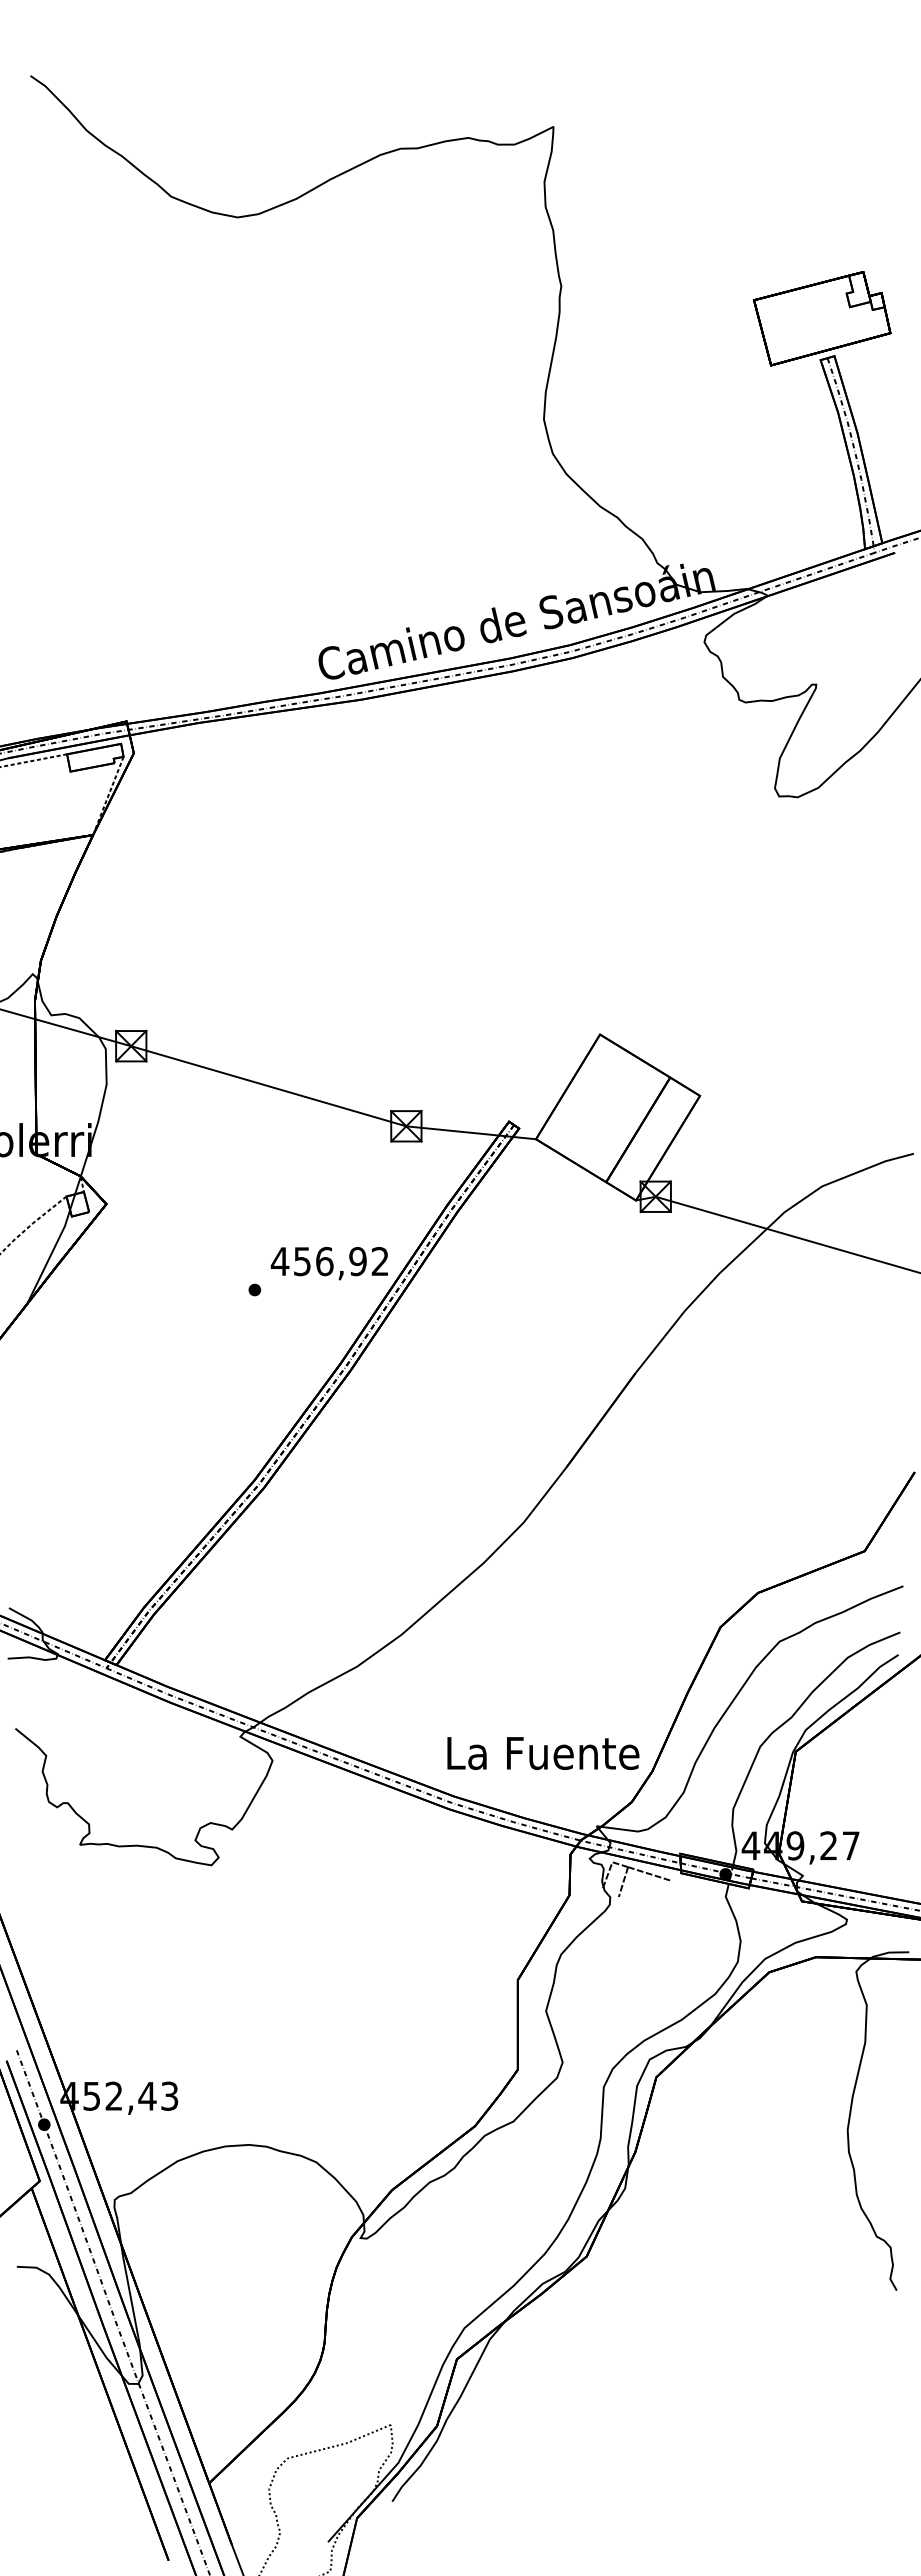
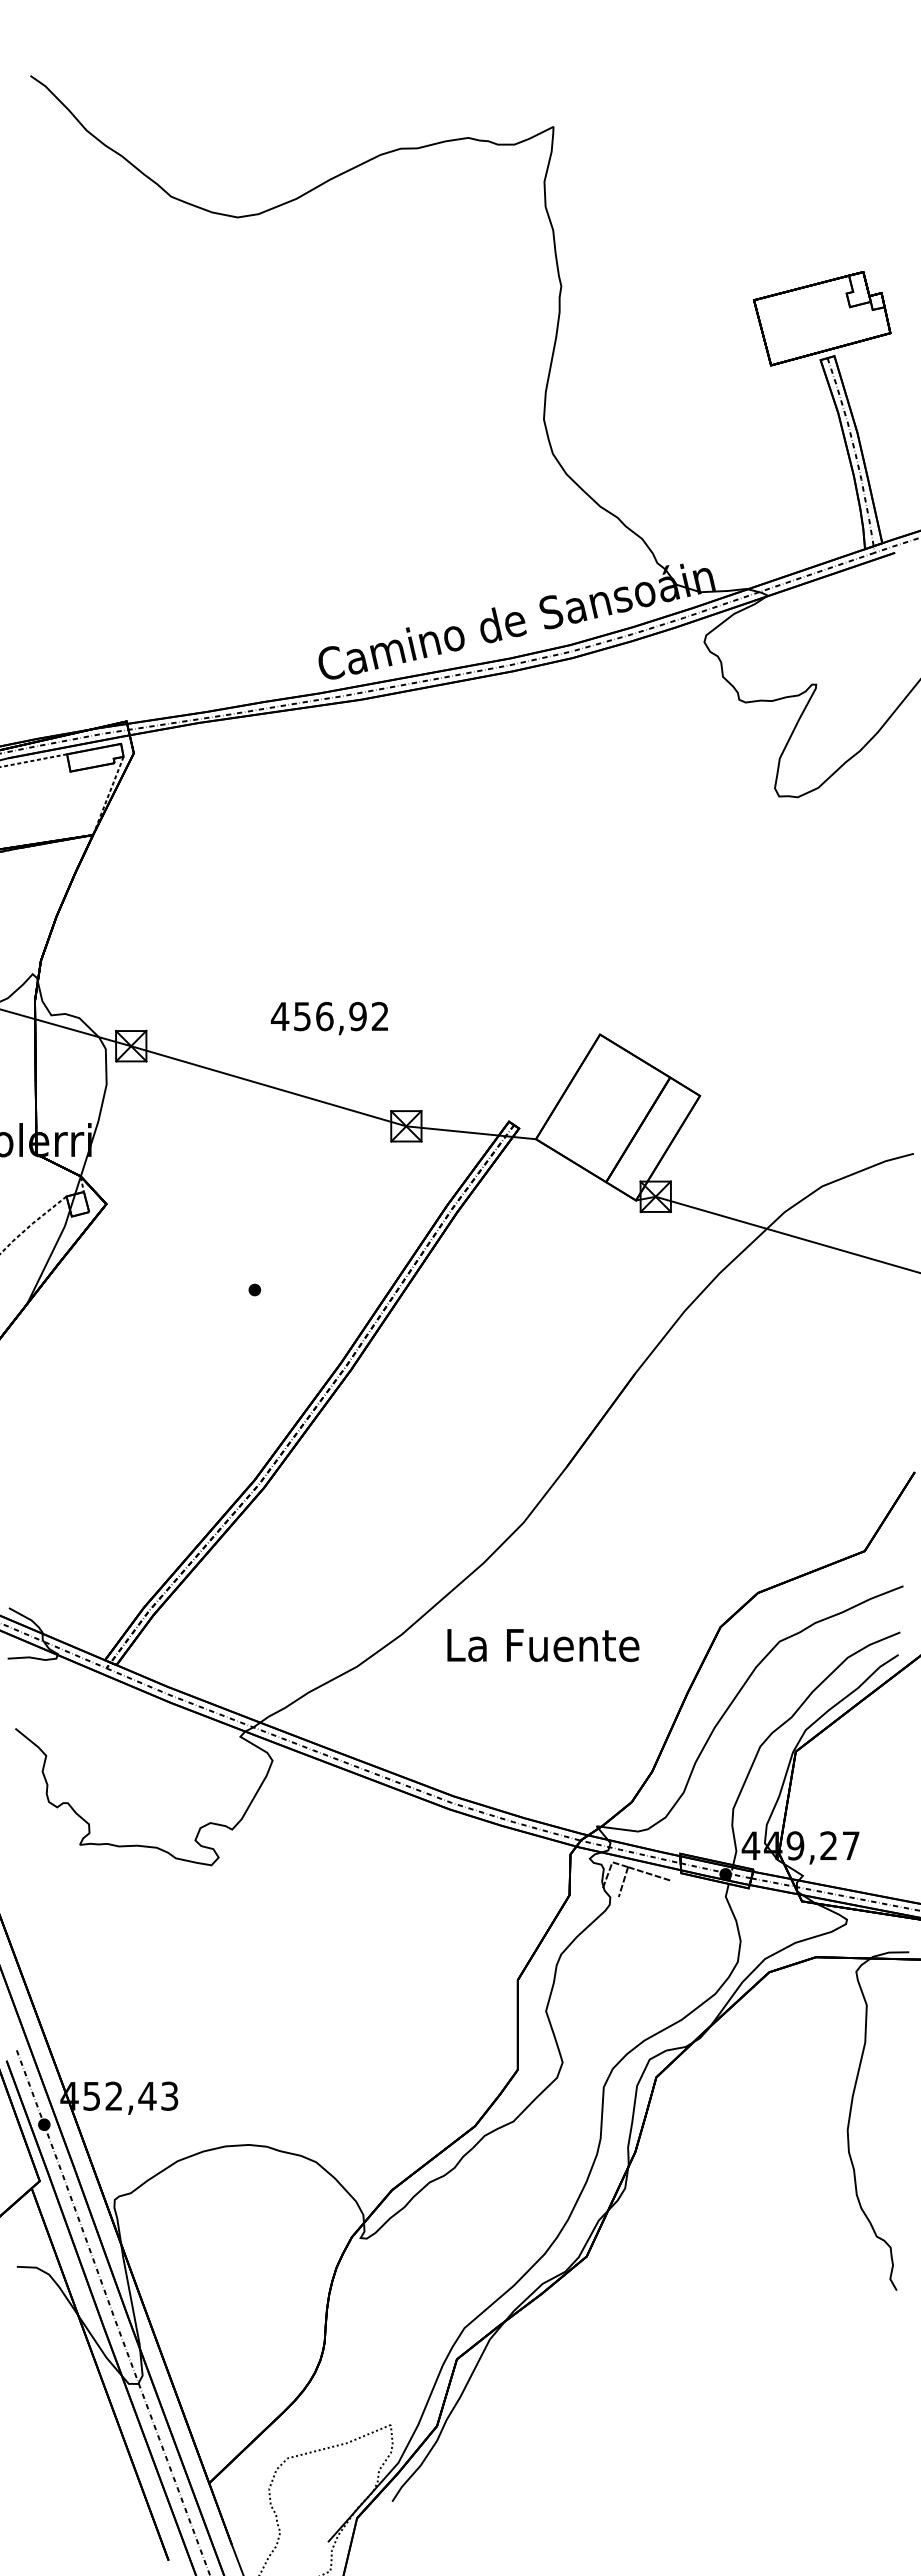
text position: (328, 1263) -> (328, 1018) (328, 1018)
text position: (543, 1753) -> (543, 1645) (543, 1645)
